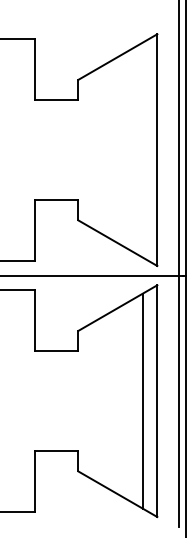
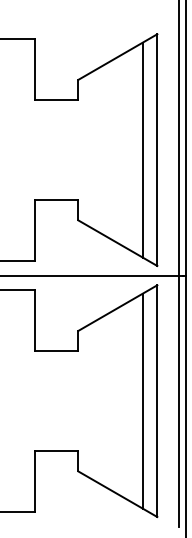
line: none -> present (142, 149)
